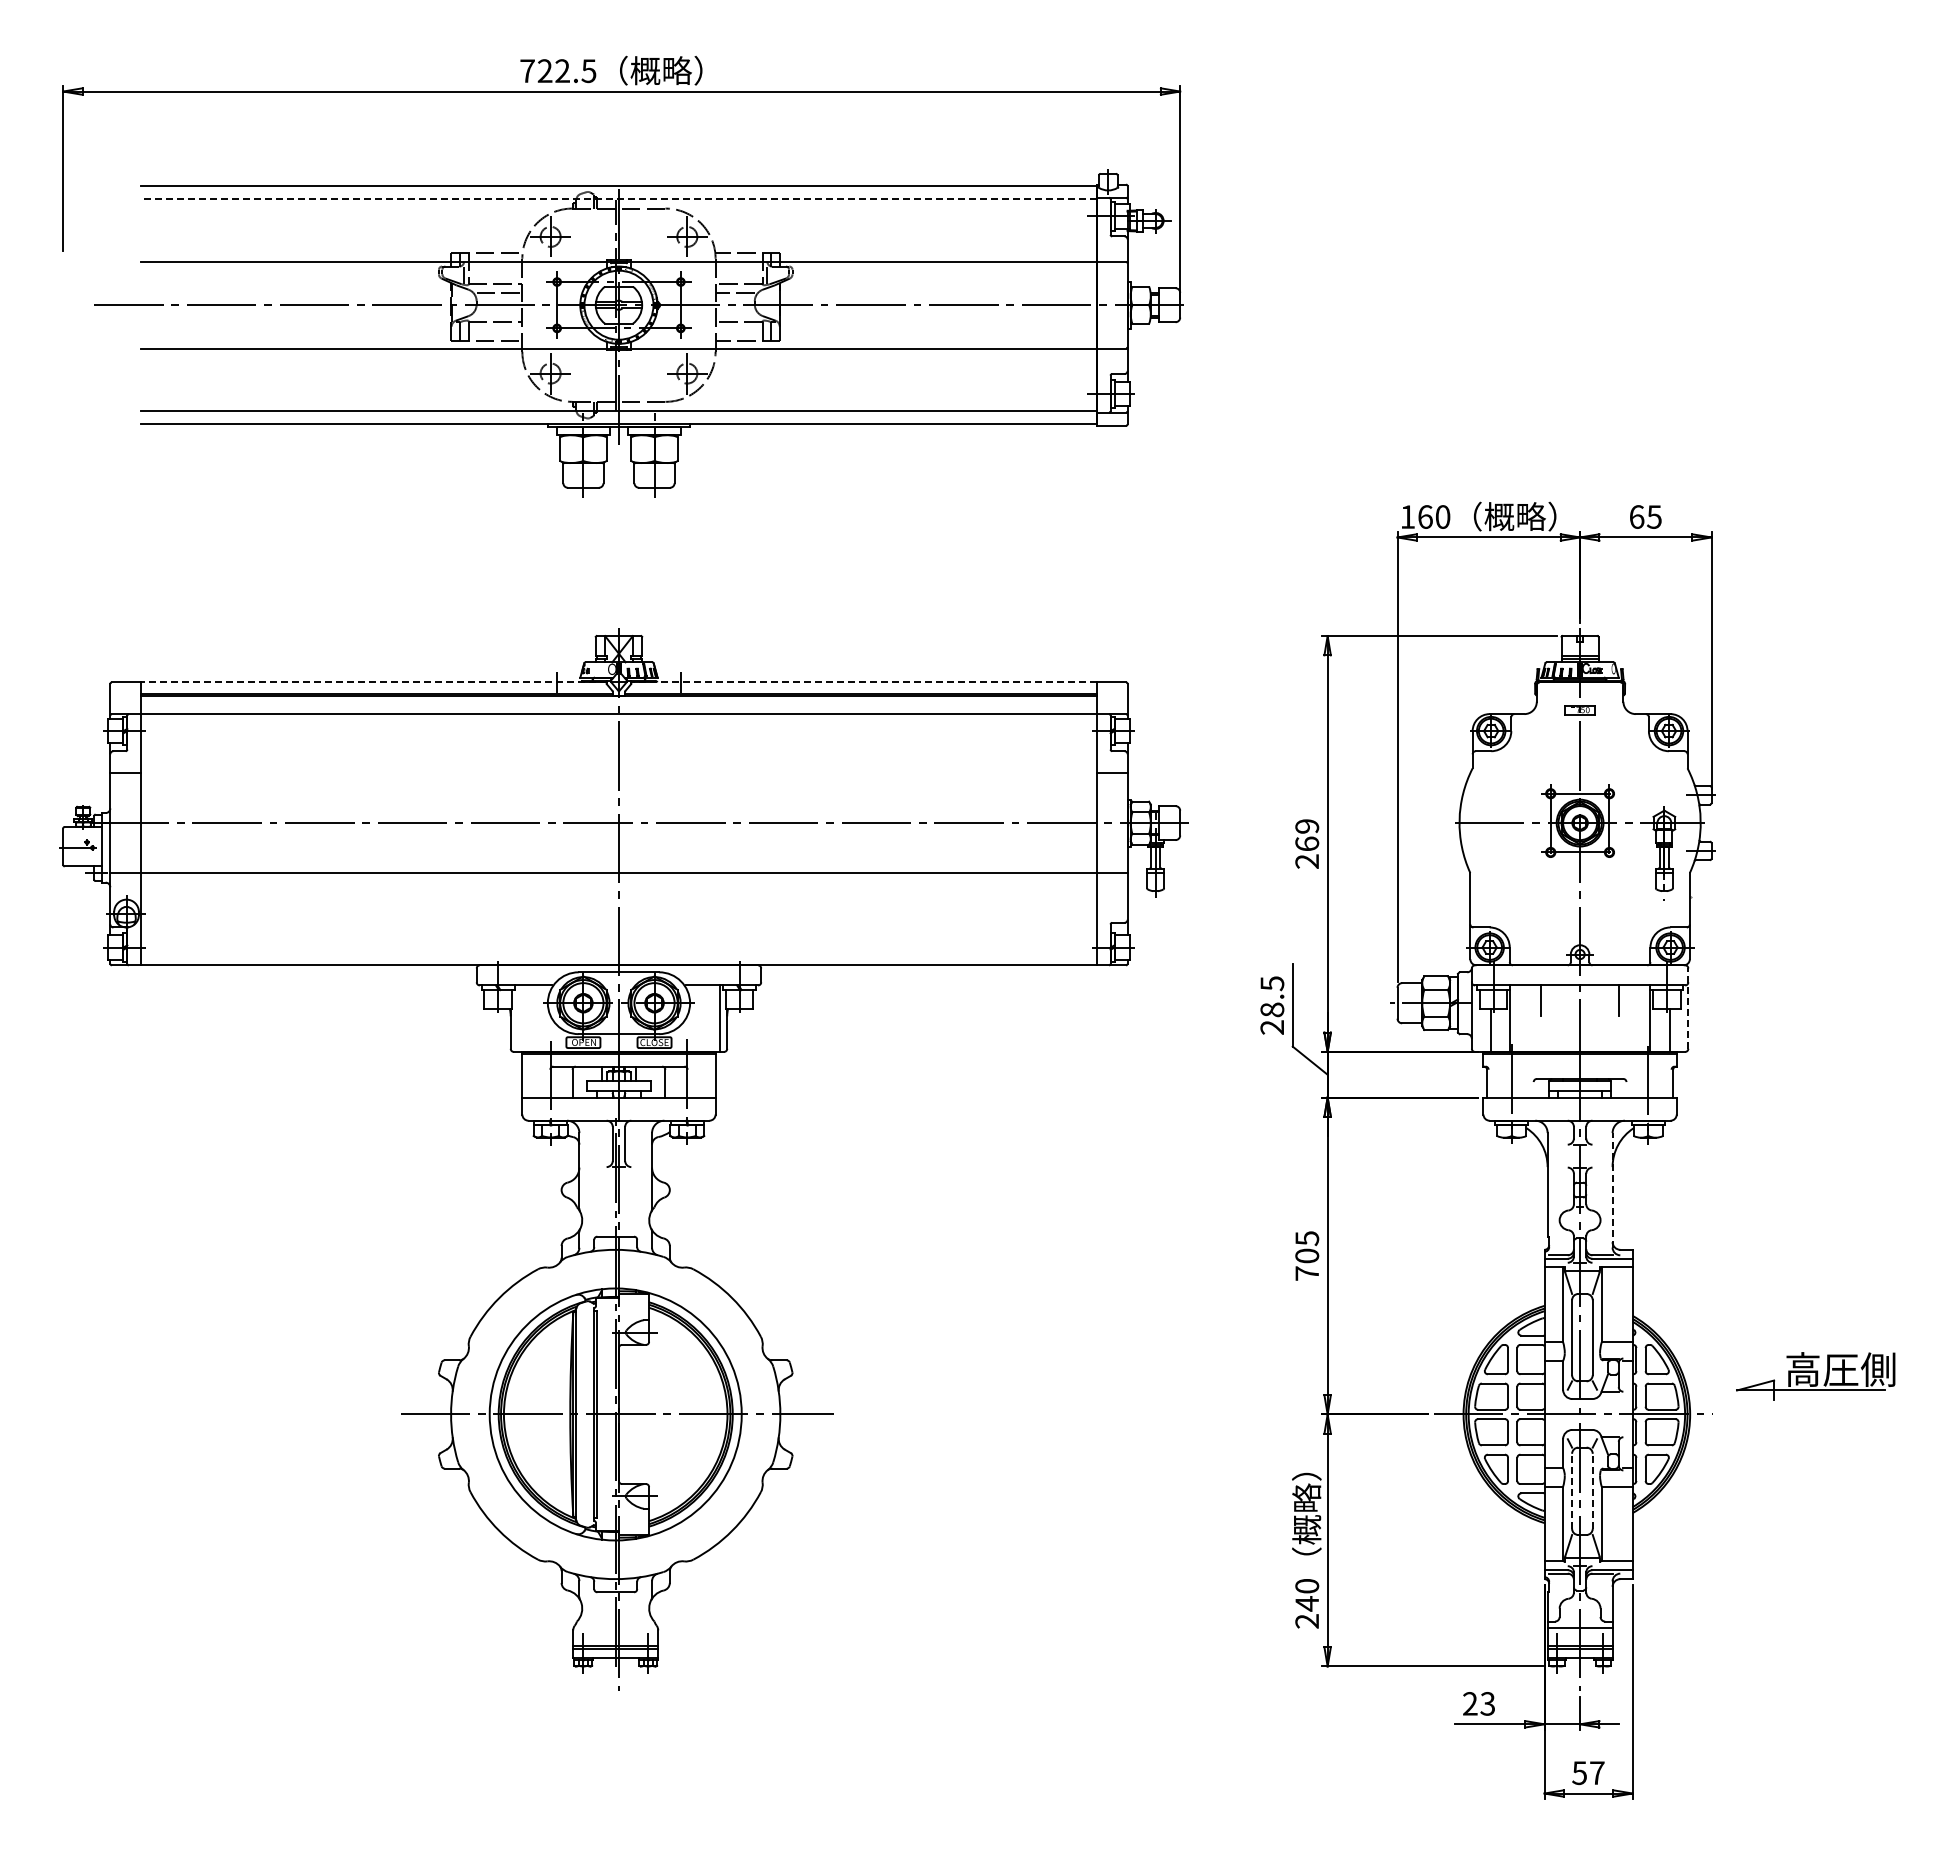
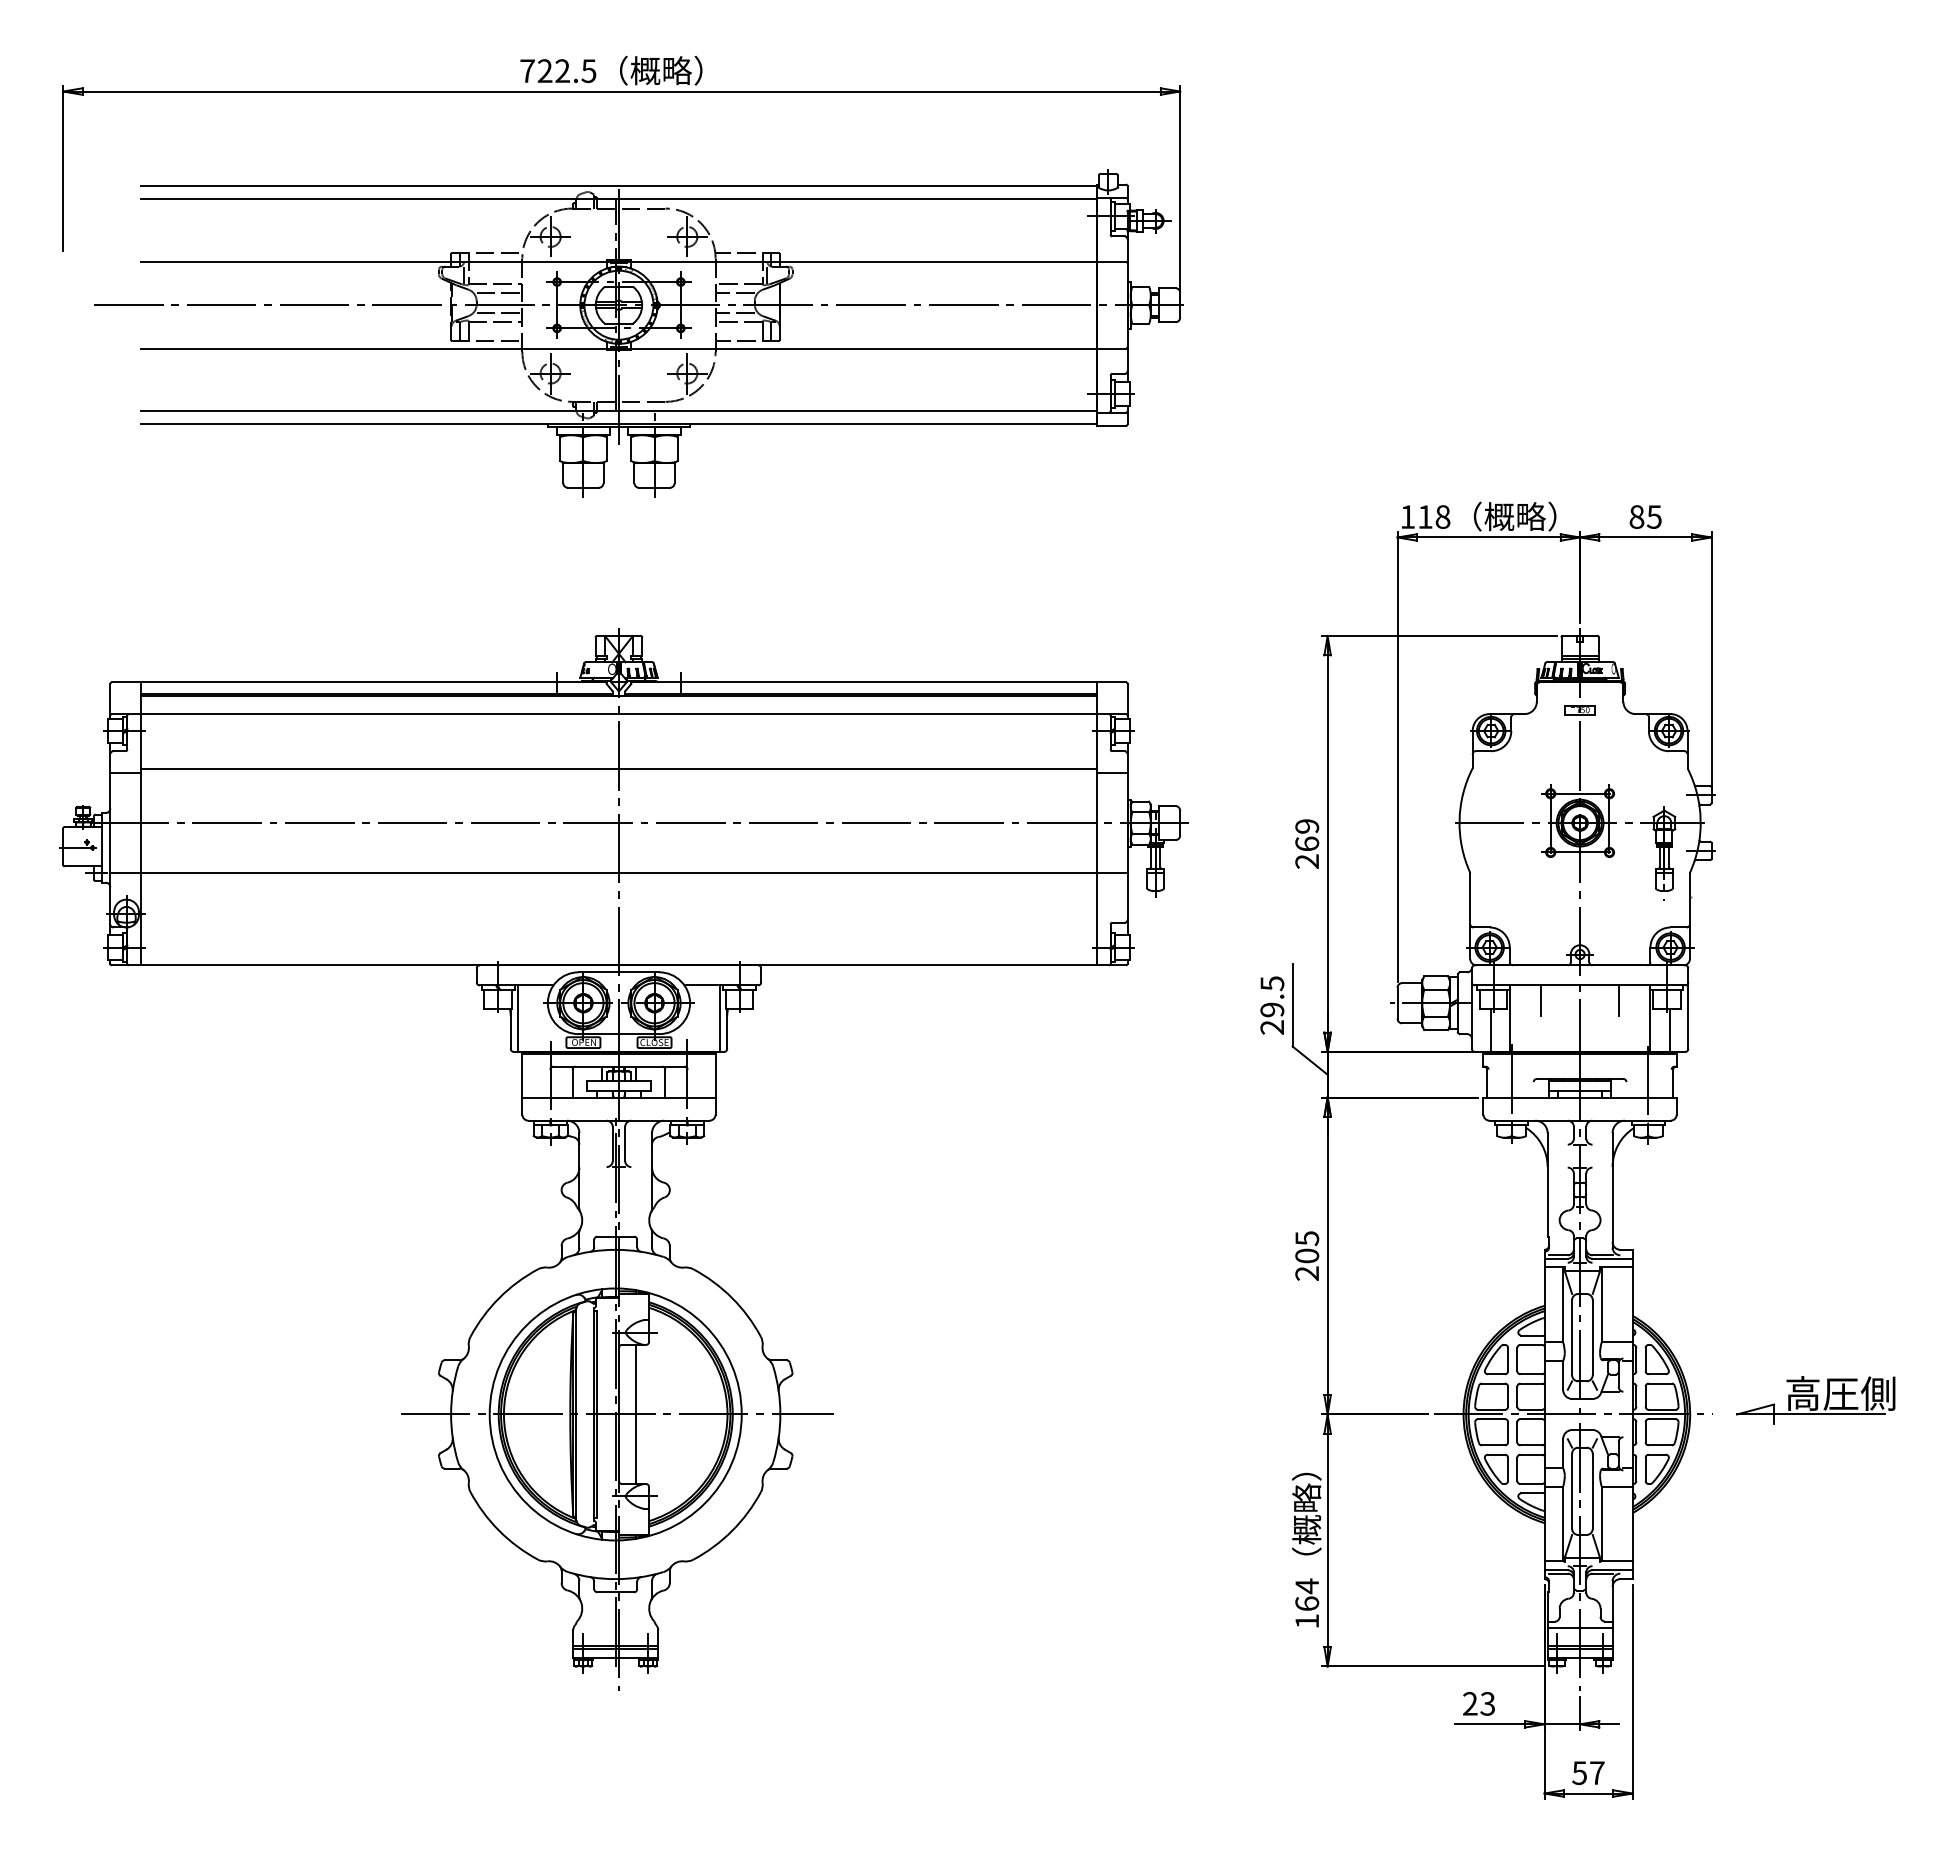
line: dashed -> solid (618, 199)
line: none -> present (499, 313)
line: none -> present (734, 313)
text: 160 -> 118 (1434, 516)
text: 65 -> 85 (1636, 516)
line: dashed -> solid (373, 682)
line: dashed -> solid (864, 682)
line: none -> present (618, 768)
line: dashed -> solid (1688, 1008)
text: 28.5 -> 29.5 (1272, 1009)
line: none -> present (518, 1018)
line: dashed -> solid (1612, 1189)
text: 705 -> 205 (1306, 1273)
part position: (1815, 1376) -> (1815, 1400) (1815, 1400)
line: none -> present (635, 1414)
line: dashed -> solid (1572, 1490)
line: dashed -> solid (1592, 1490)
text: 240 -> 164 (1307, 1603)
